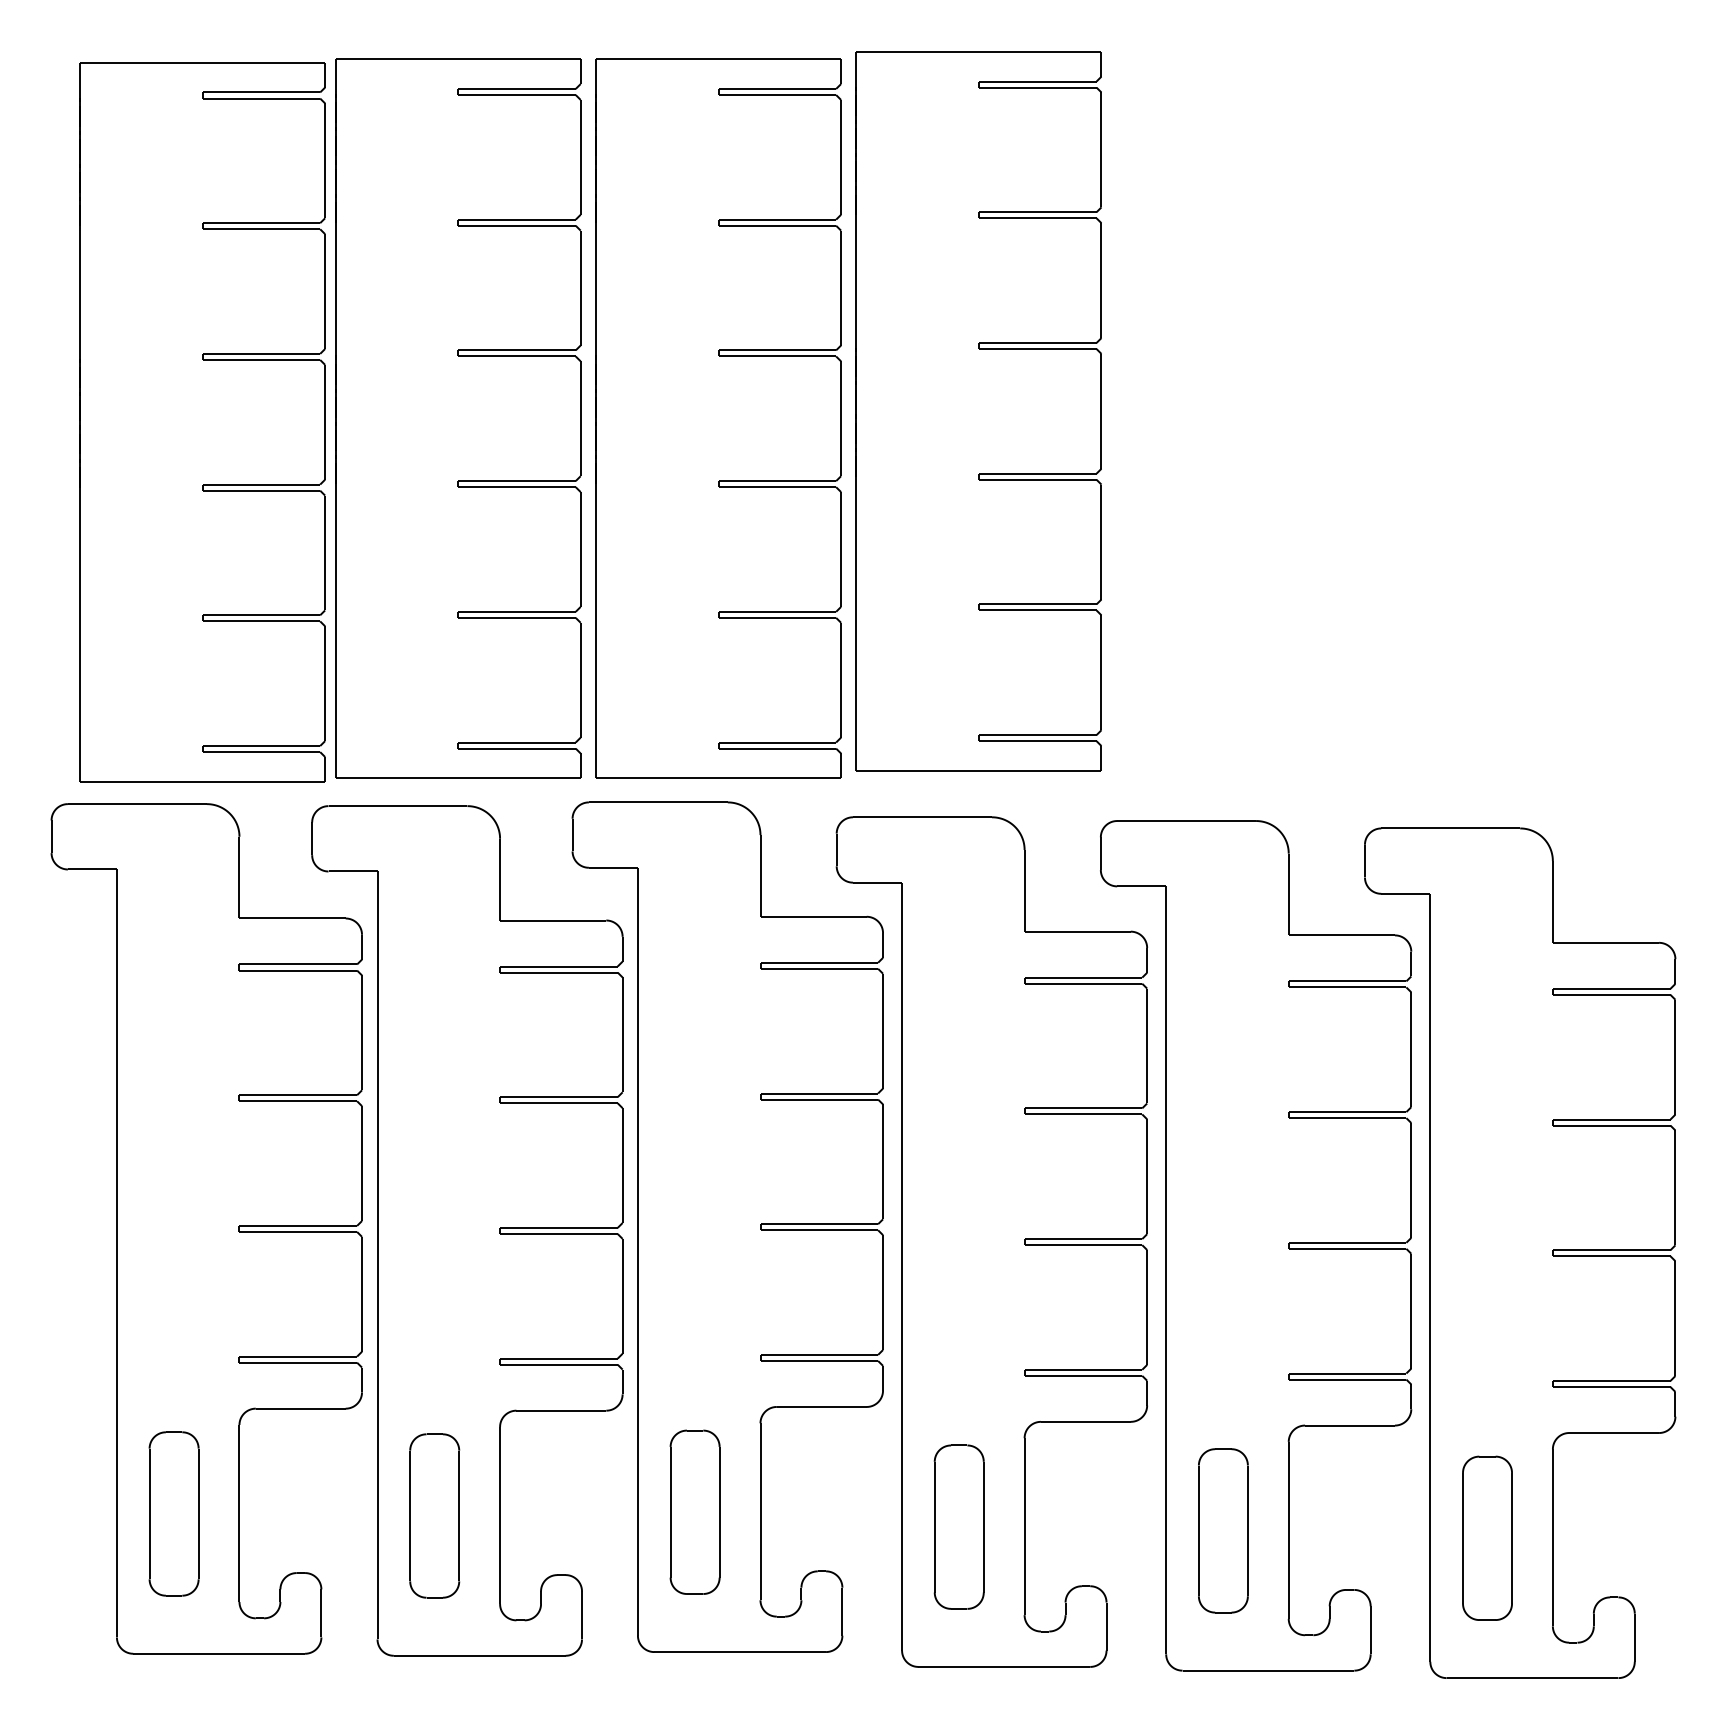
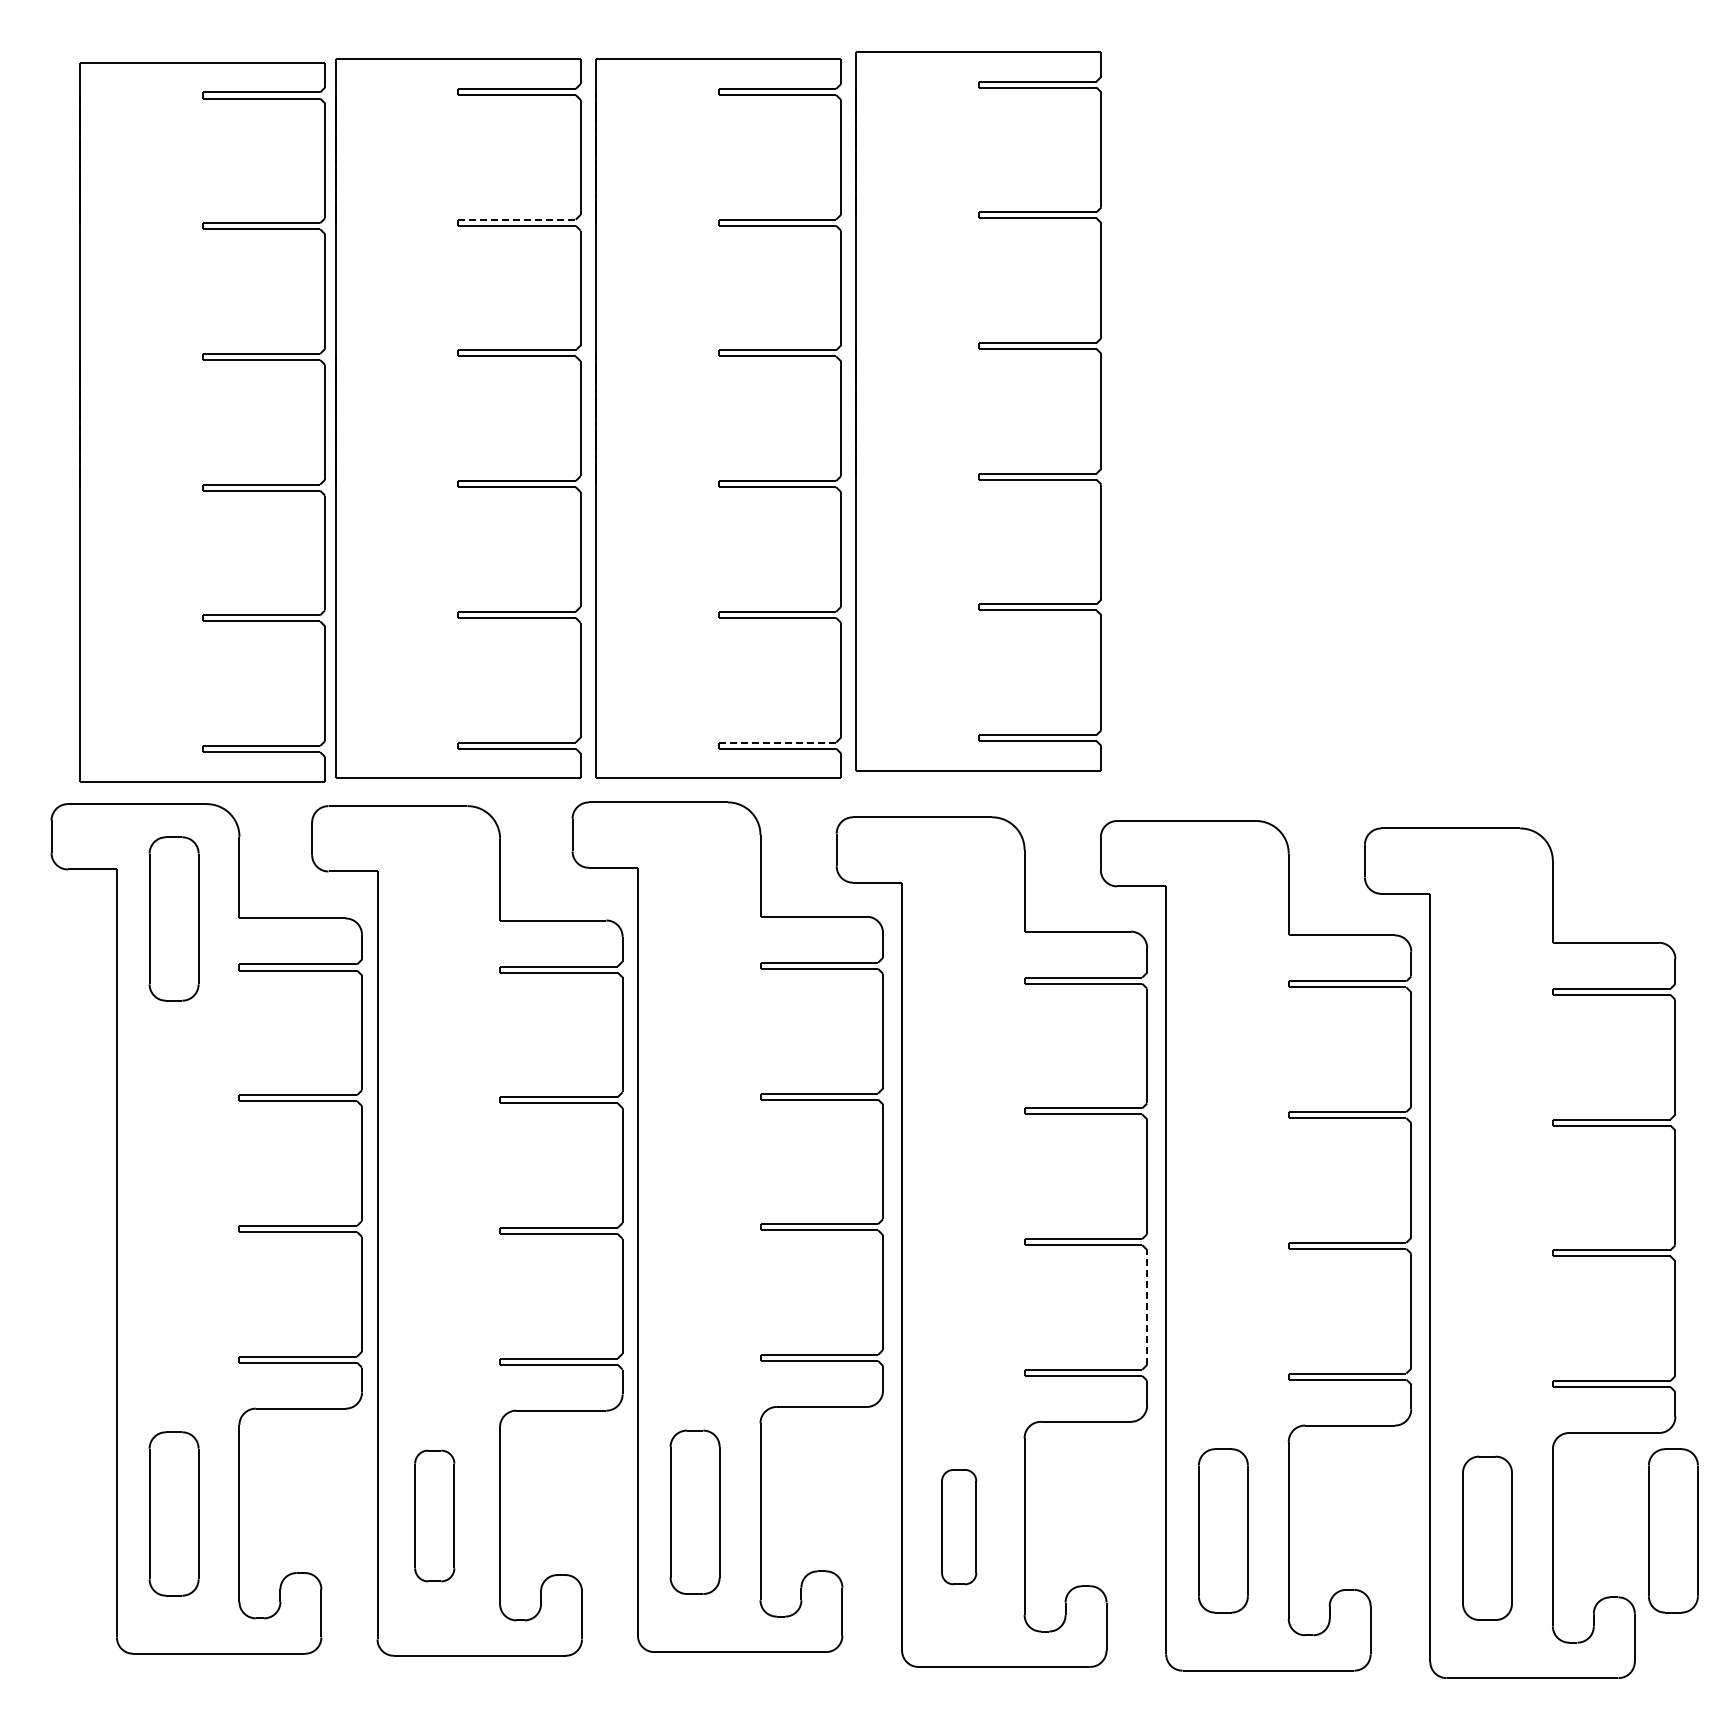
line: solid -> dashed (516, 219)
line: solid -> dashed (777, 742)
part: none -> present (173, 918)
line: solid -> dashed (1147, 1306)
part size: 52x166 px -> 42x134 px (434, 1515)
part size: 52x166 px -> 37x117 px (959, 1527)
part: none -> present (1673, 1530)
